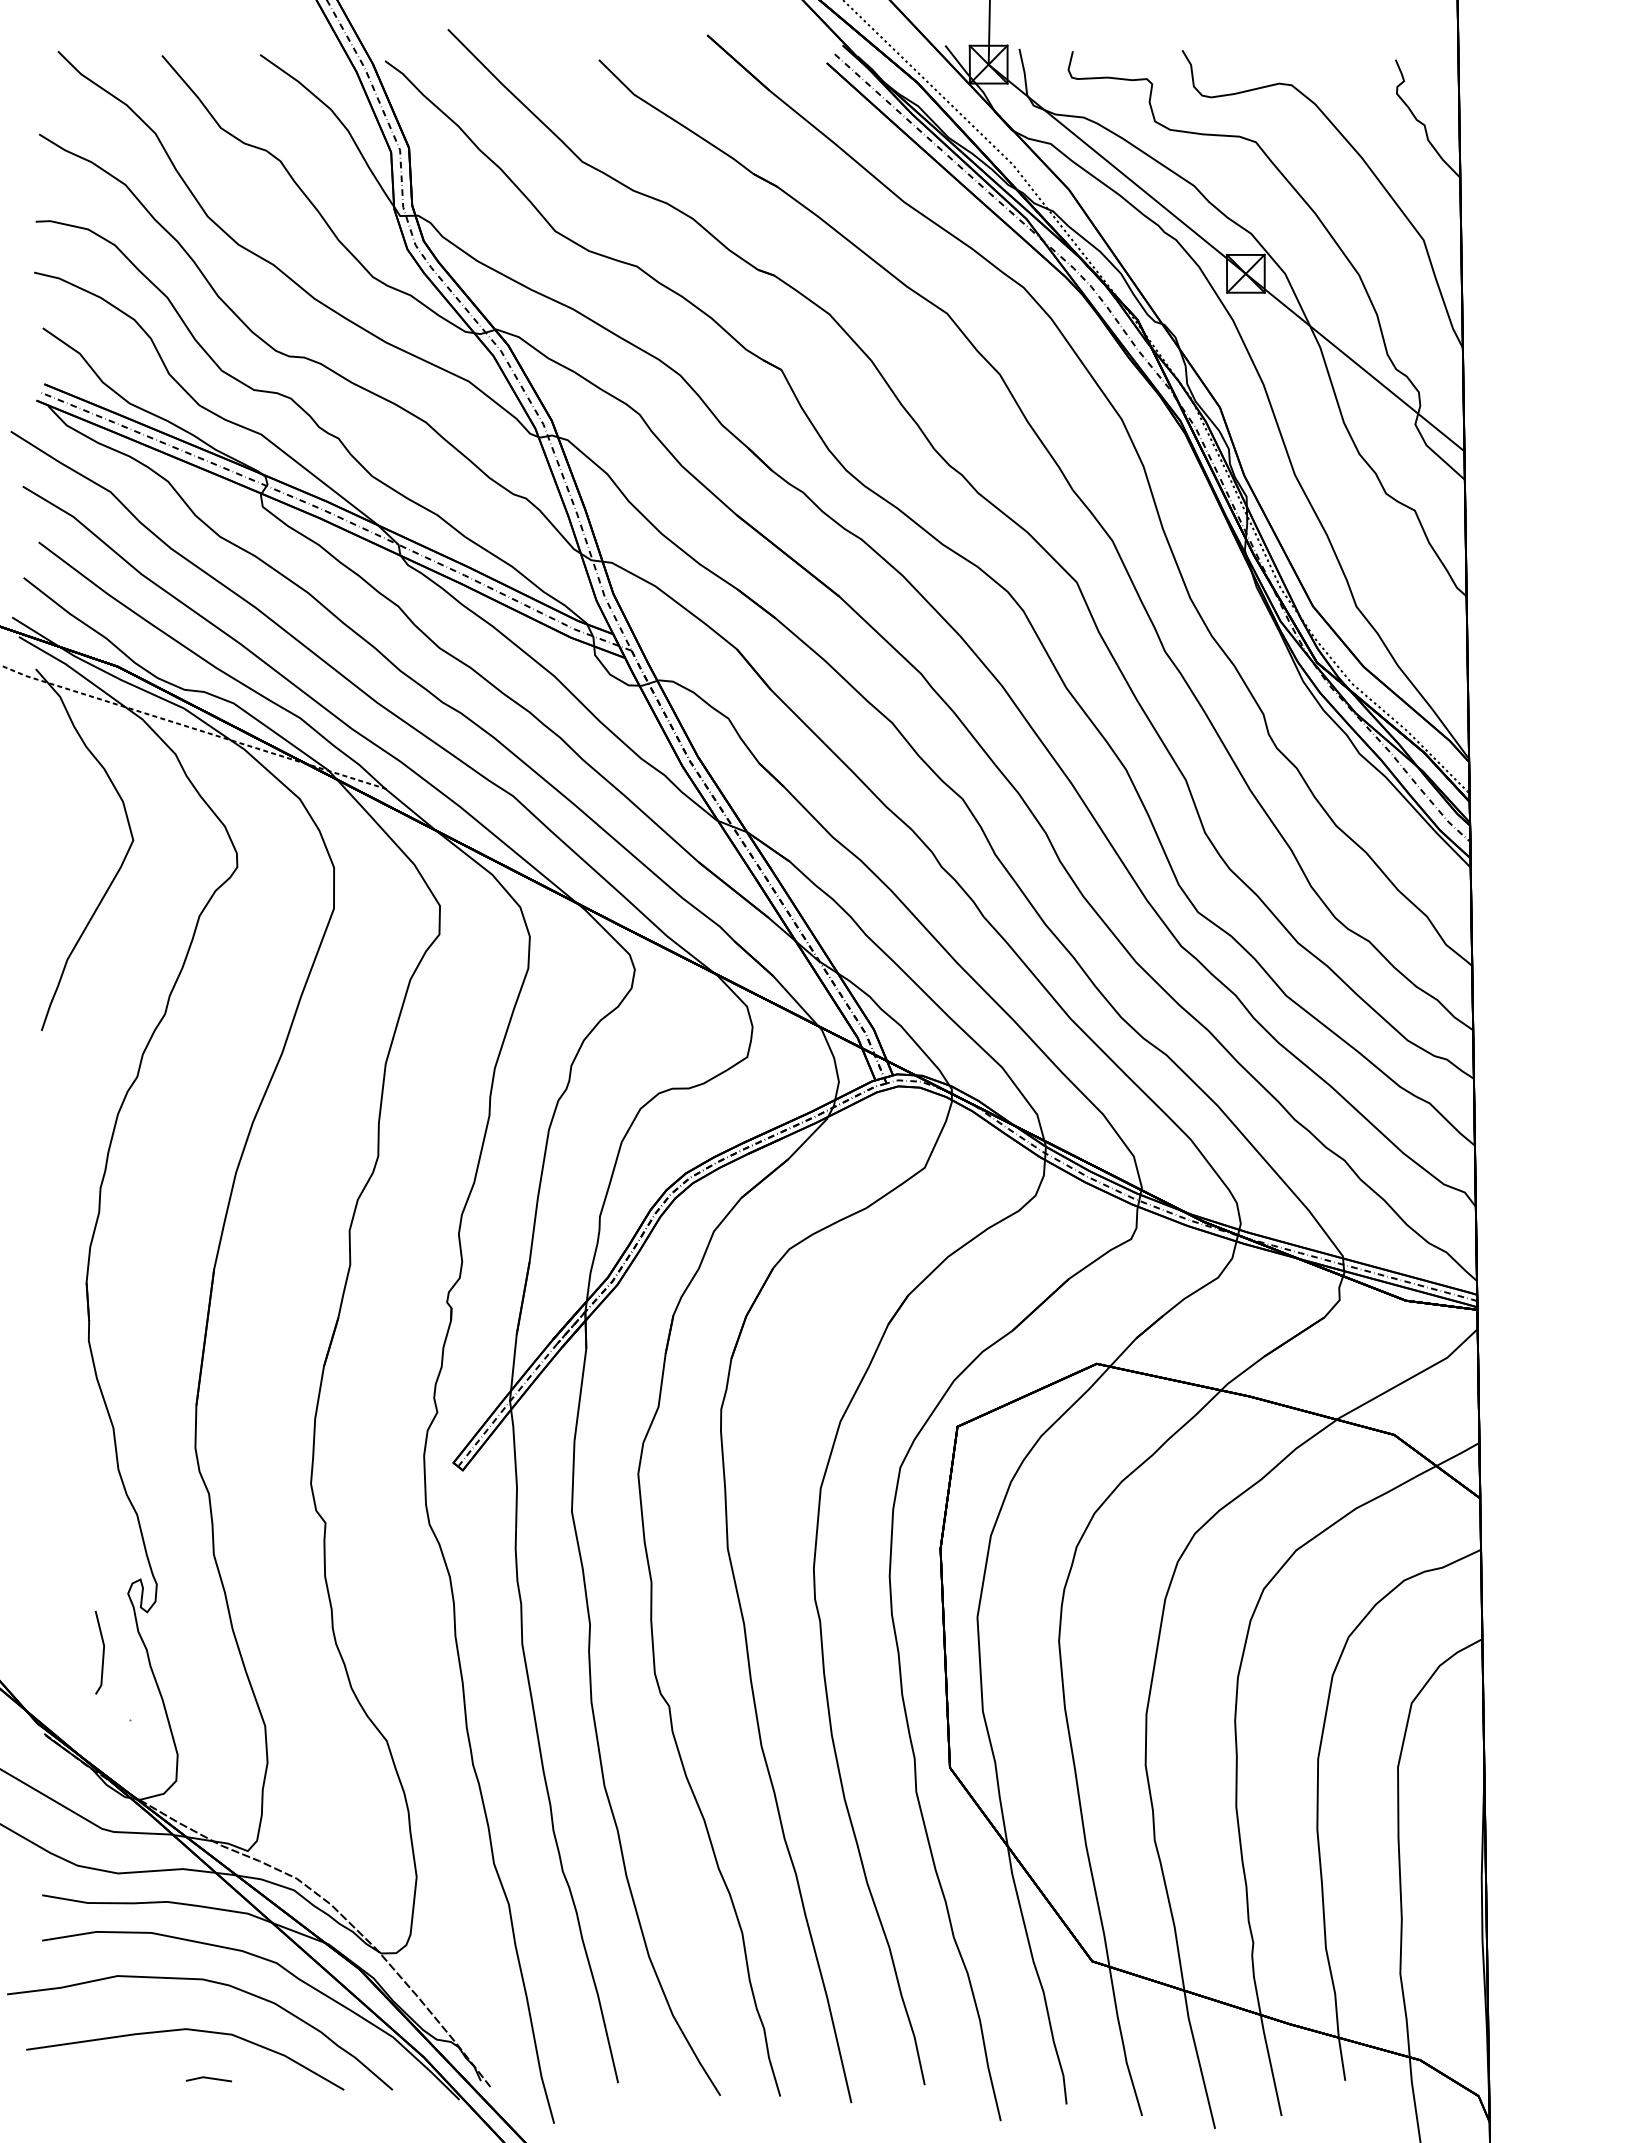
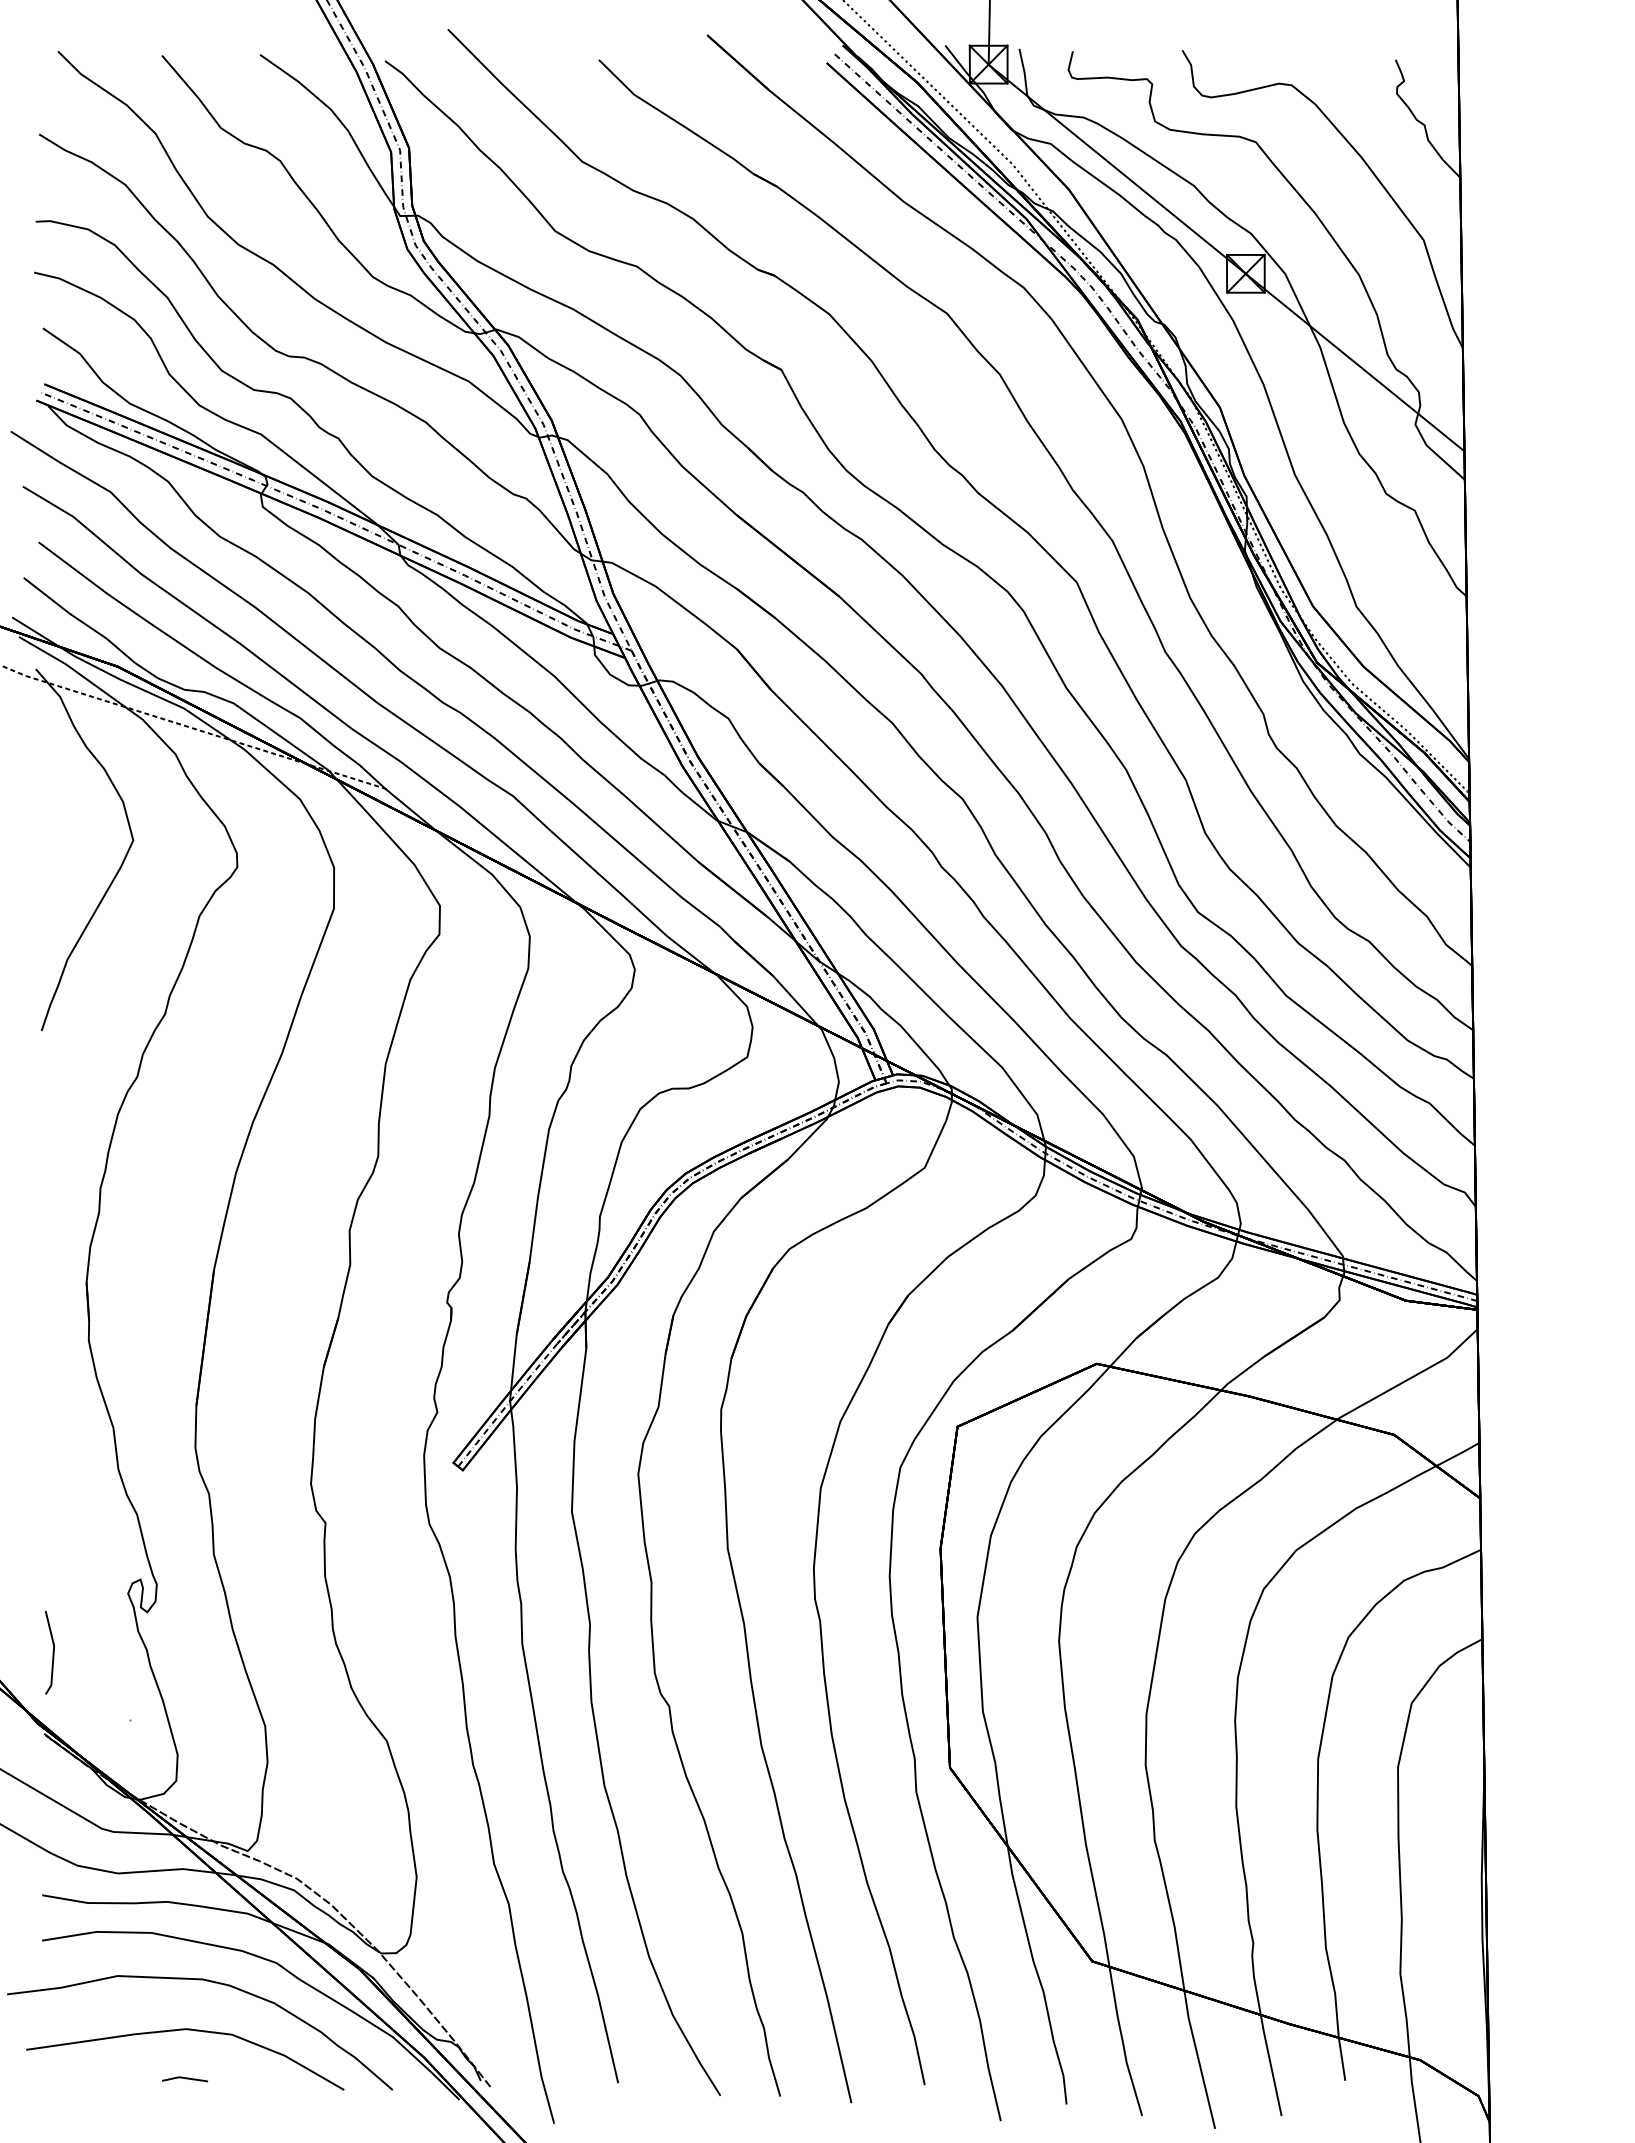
line position: (102, 1652) -> (52, 1652) (52, 1652)
line position: (208, 2078) -> (184, 2078) (184, 2078)
